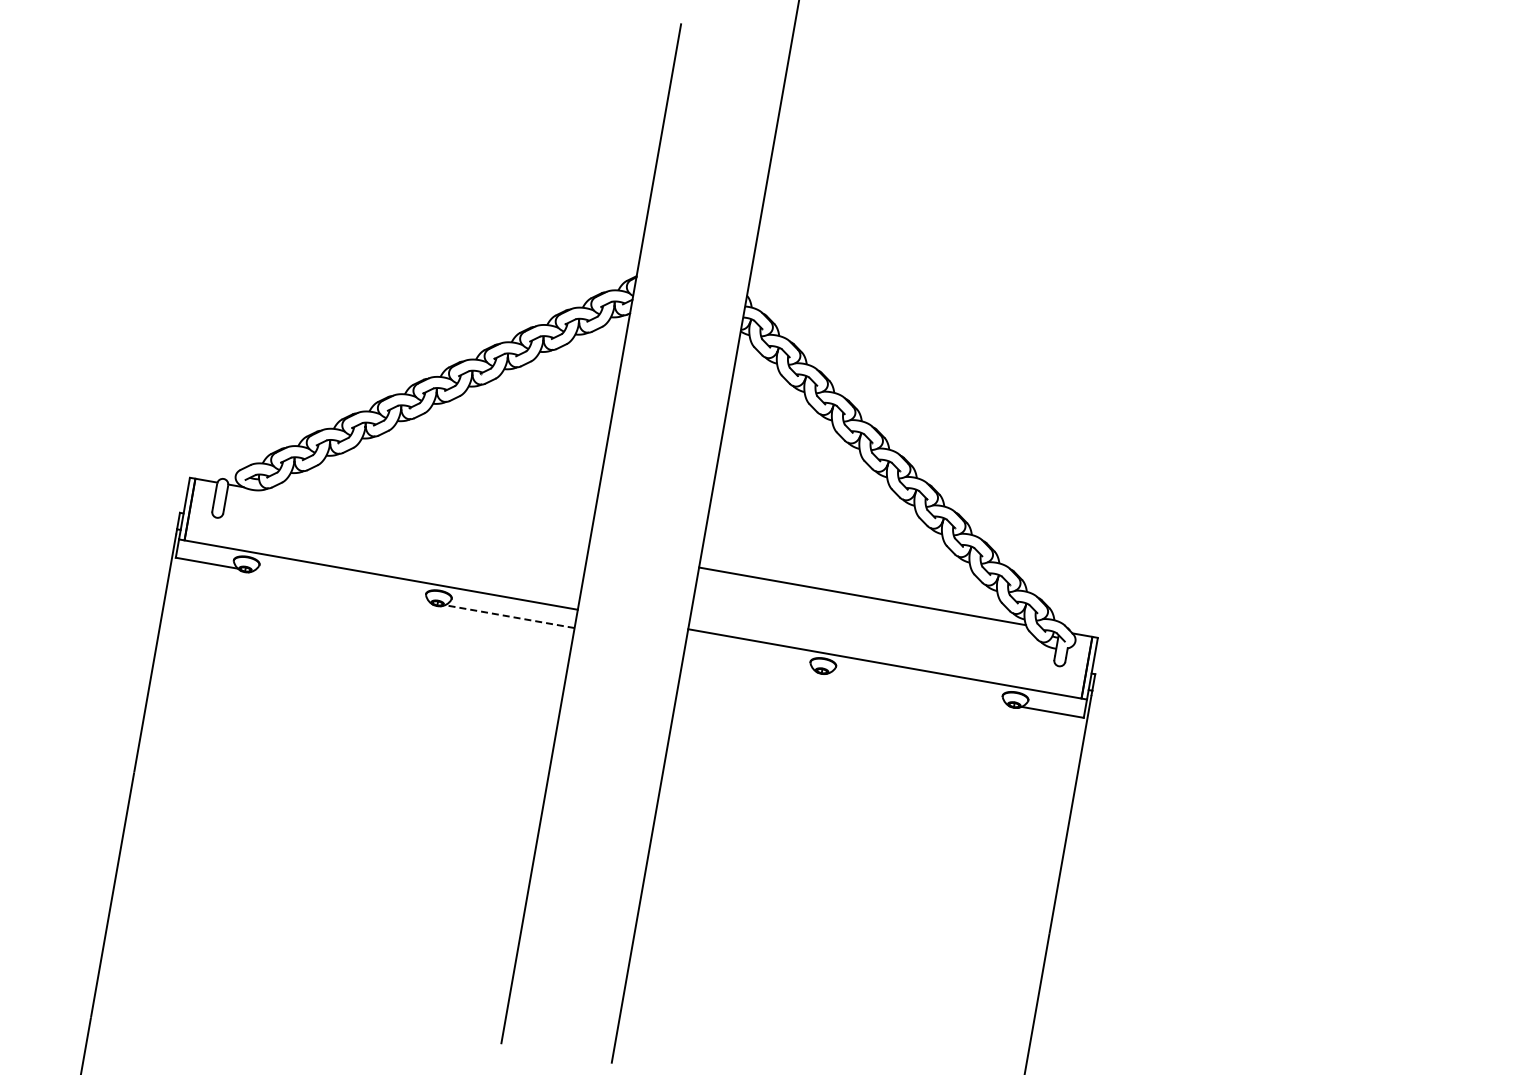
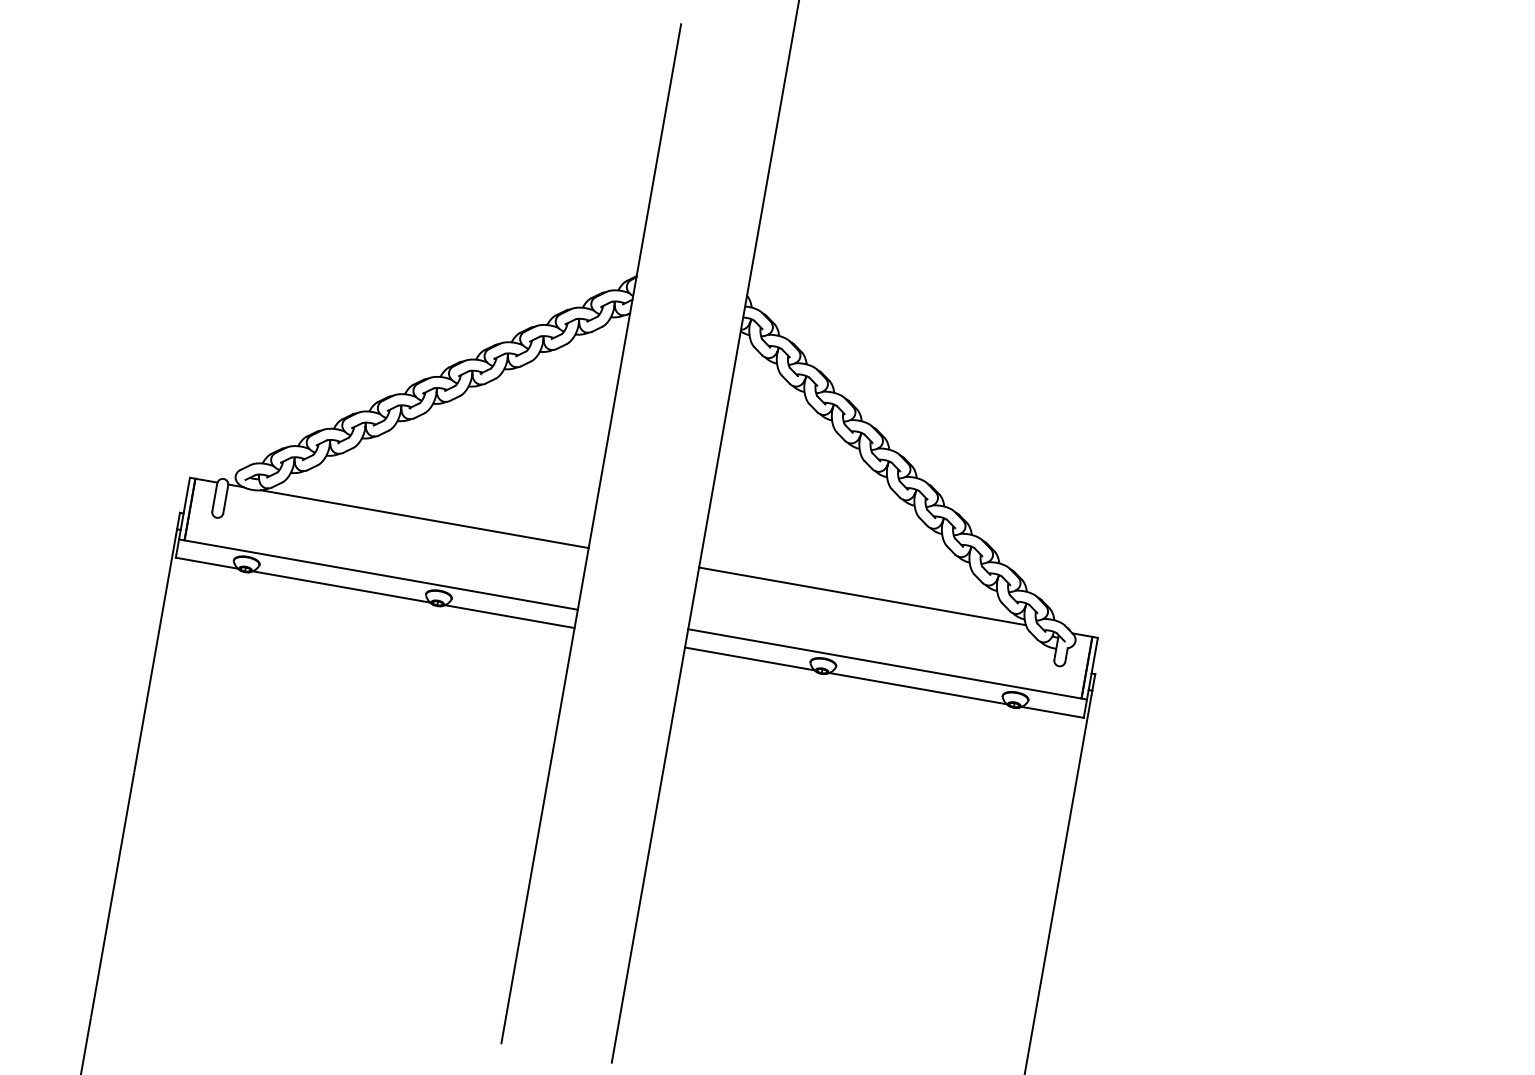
line: none -> present (424, 519)
line: none -> present (341, 586)
line: dashed -> solid (509, 616)
line: none -> present (749, 658)
line: none -> present (917, 688)
